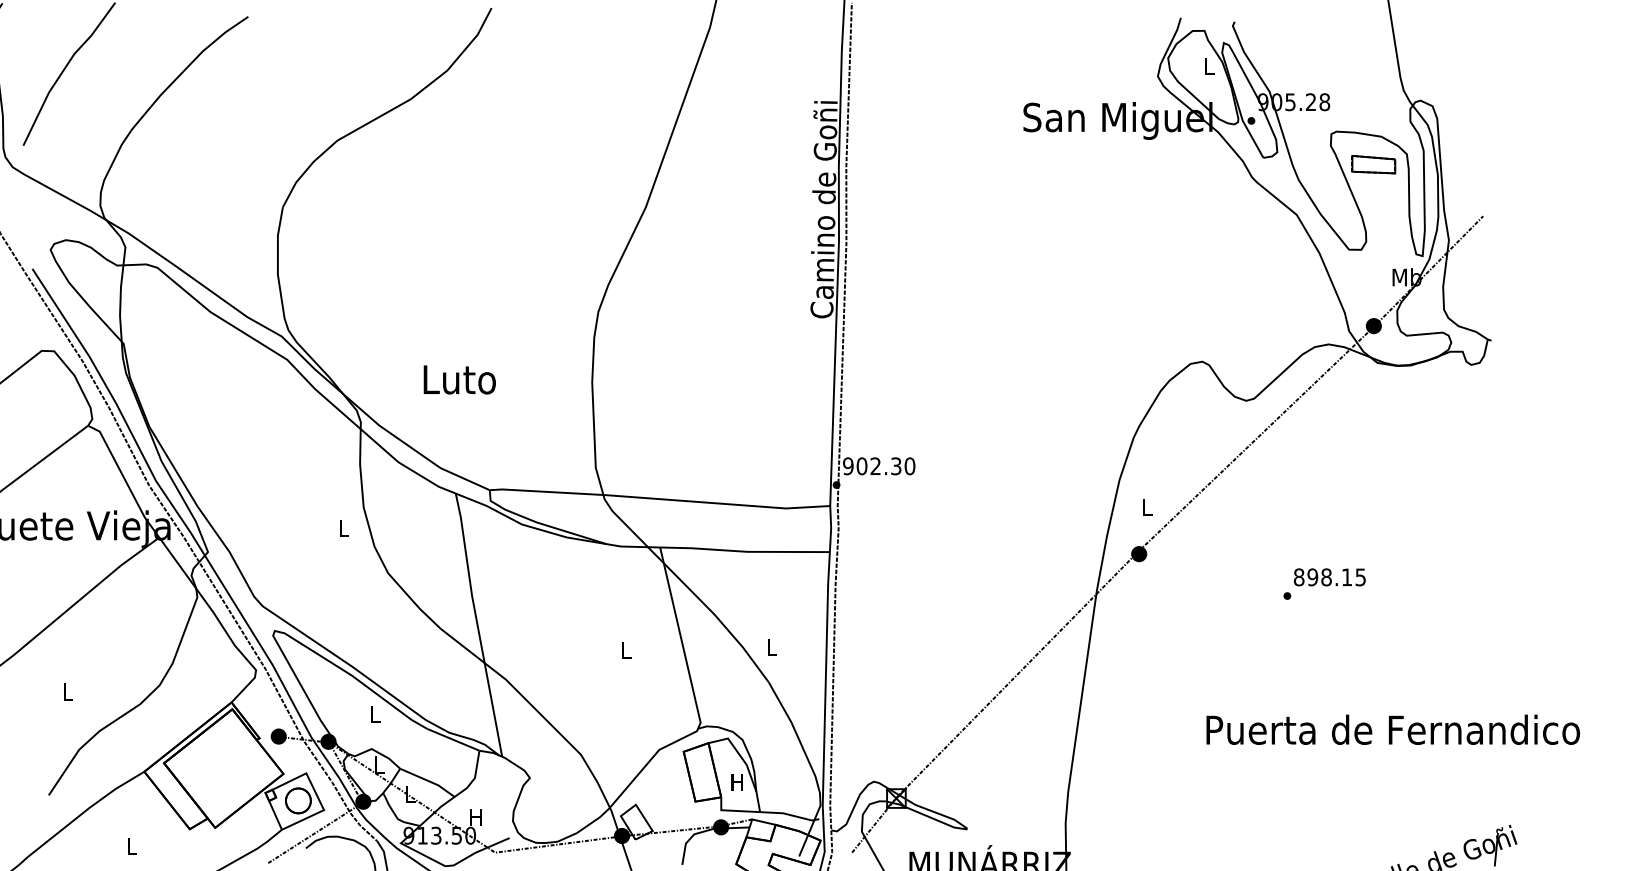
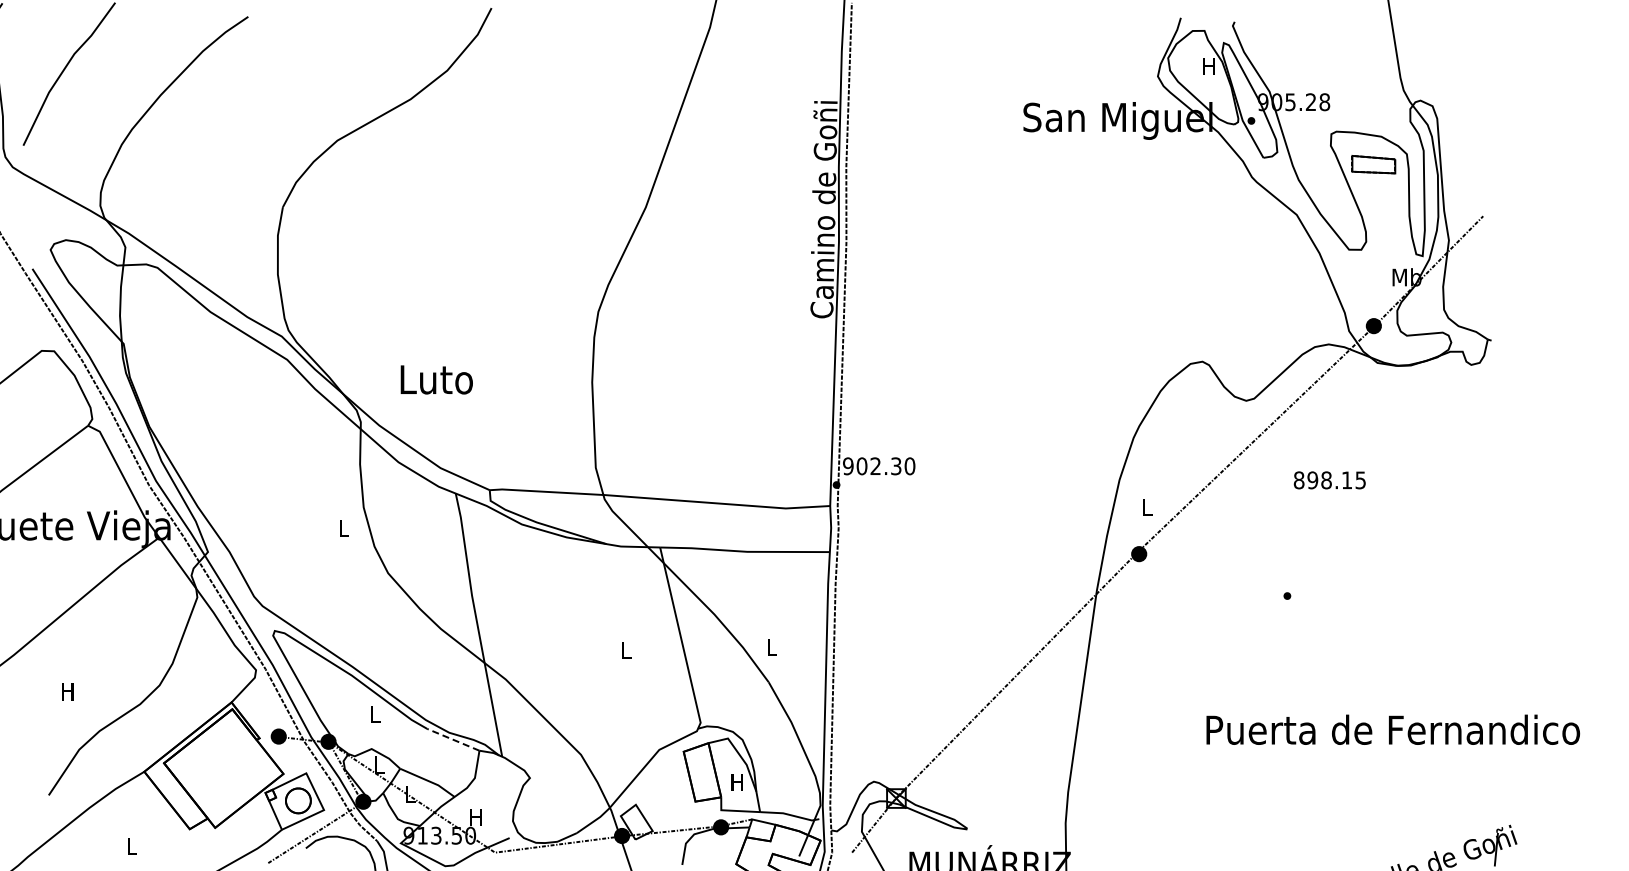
text: L -> H (1208, 66)
text position: (459, 379) -> (436, 379) (436, 379)
text position: (1329, 577) -> (1329, 480) (1329, 480)
text: L -> H (67, 691)
line: solid -> dashed (452, 739)
